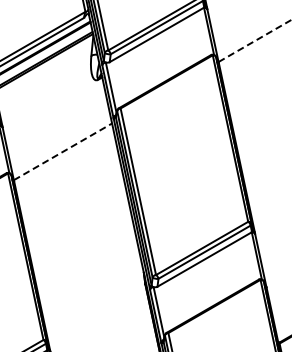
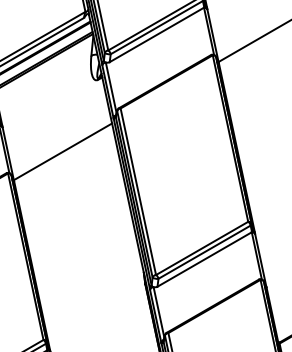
line: dashed -> solid (255, 40)
line: dashed -> solid (62, 151)
